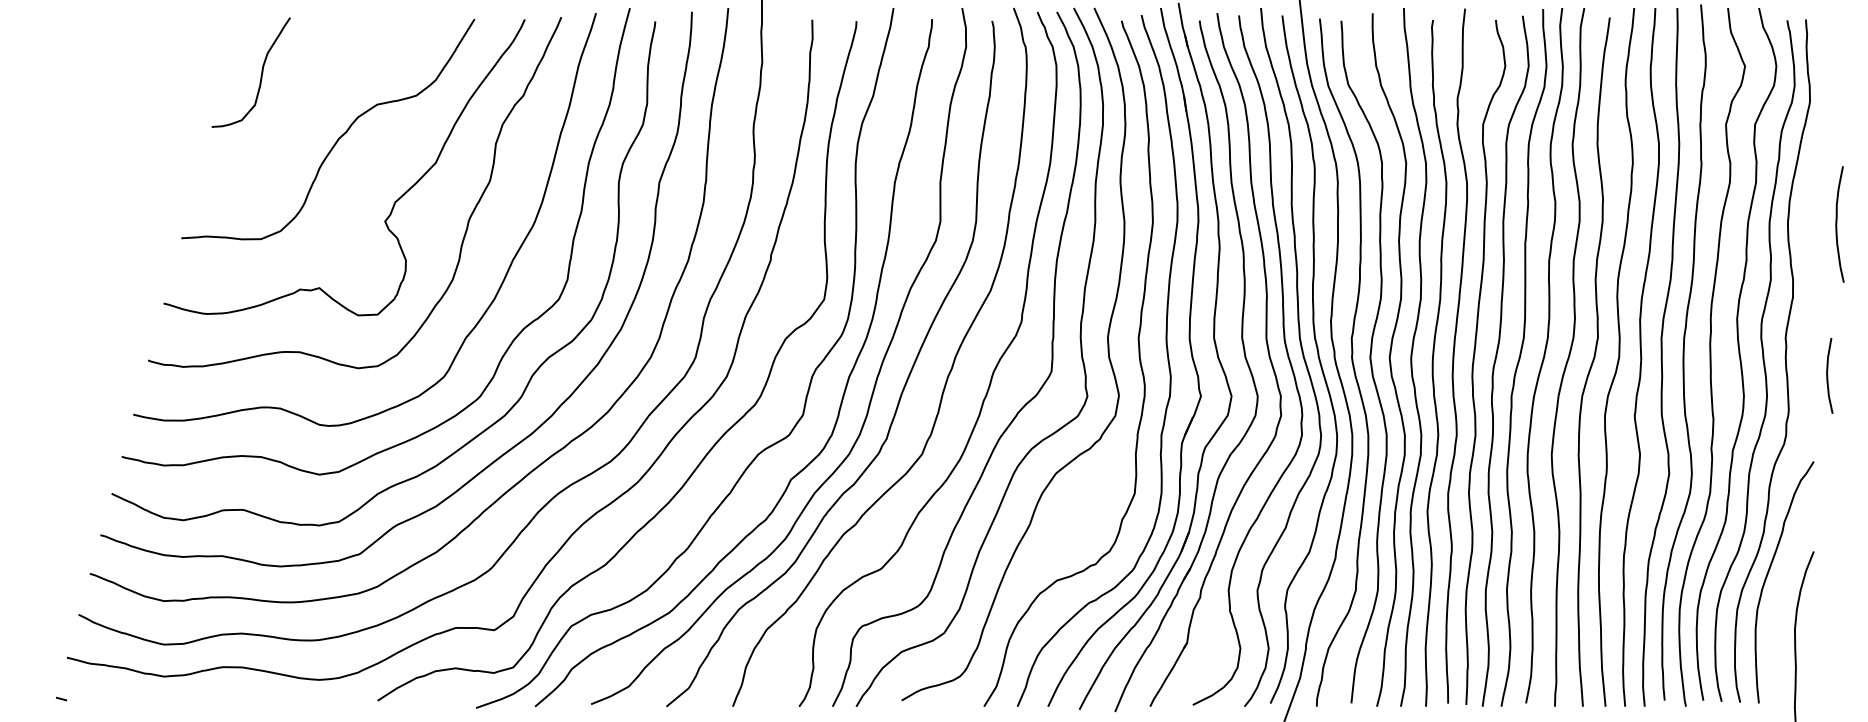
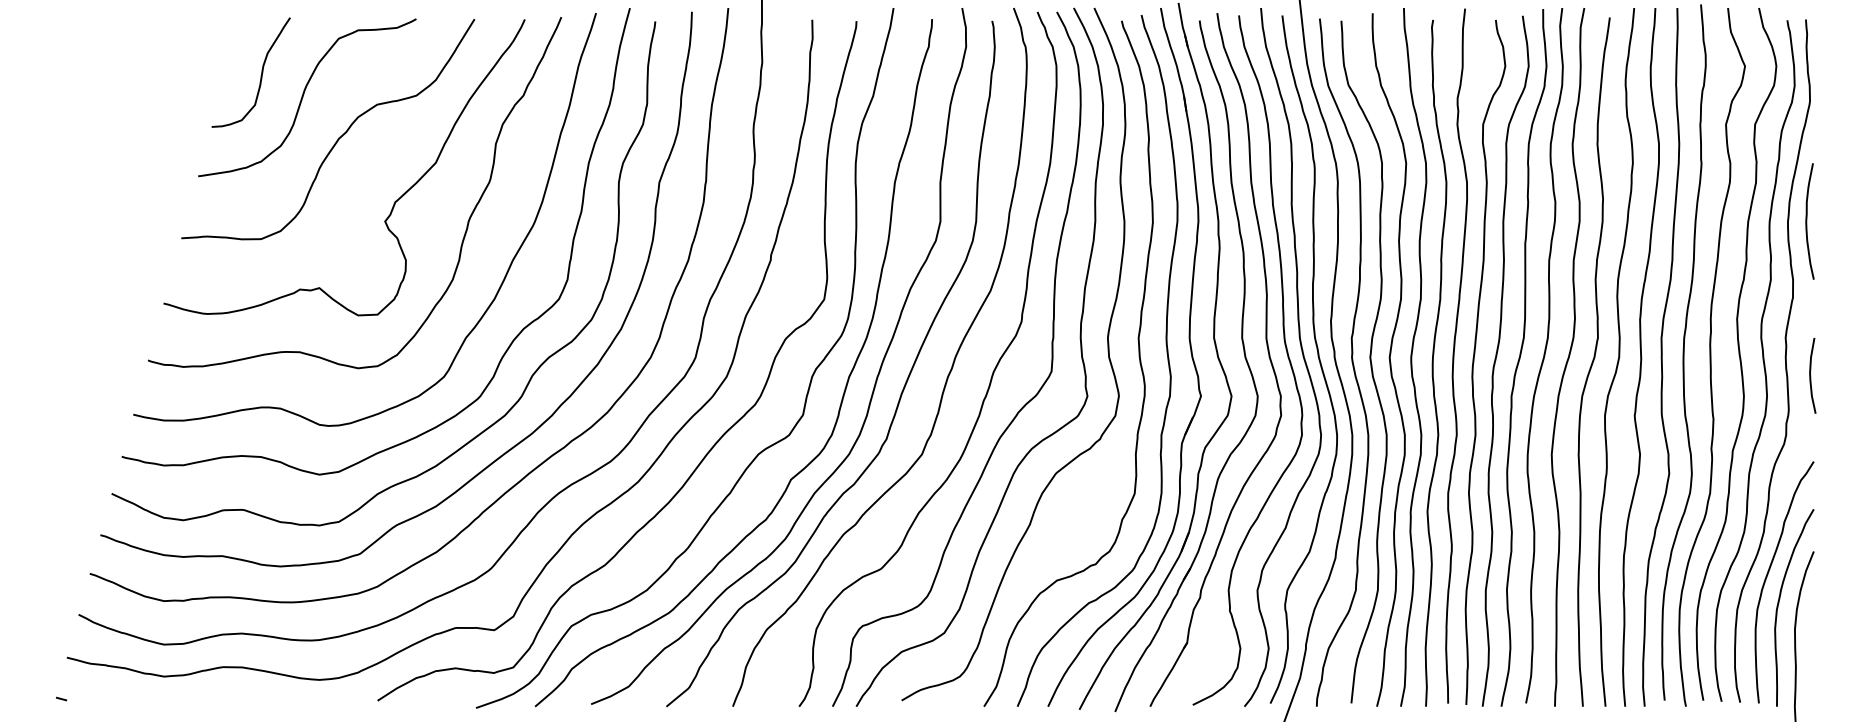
curve: none -> present (303, 97)
curve position: (1837, 224) -> (1807, 221) (1807, 221)
curve position: (1828, 375) -> (1811, 375) (1811, 375)
curve: none -> present (1779, 603)
